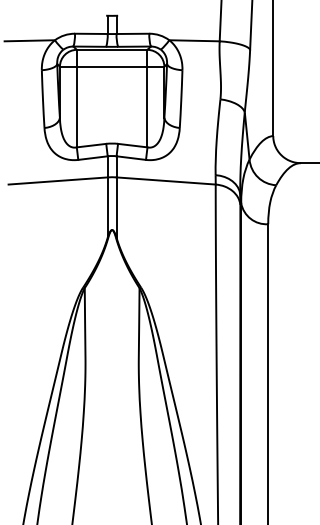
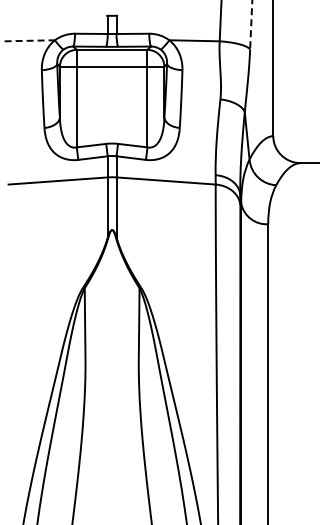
line: solid -> dashed (251, 25)
line: solid -> dashed (30, 40)
